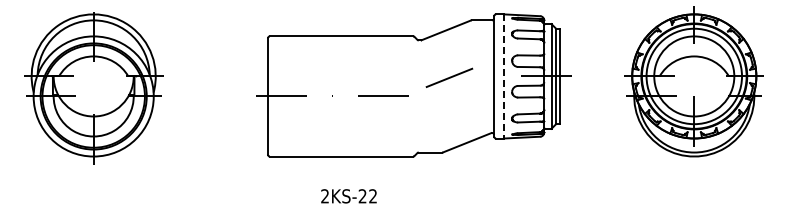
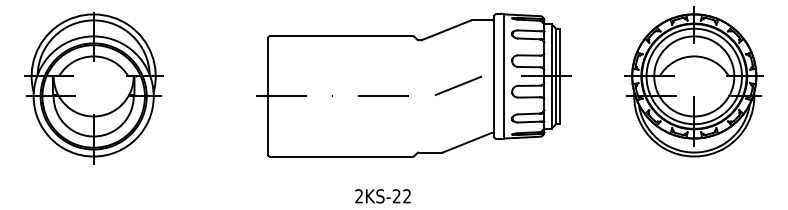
line: dashed -> solid (504, 76)
line position: (449, 77) -> (458, 85) (458, 85)
text position: (348, 196) -> (382, 196) (382, 196)
